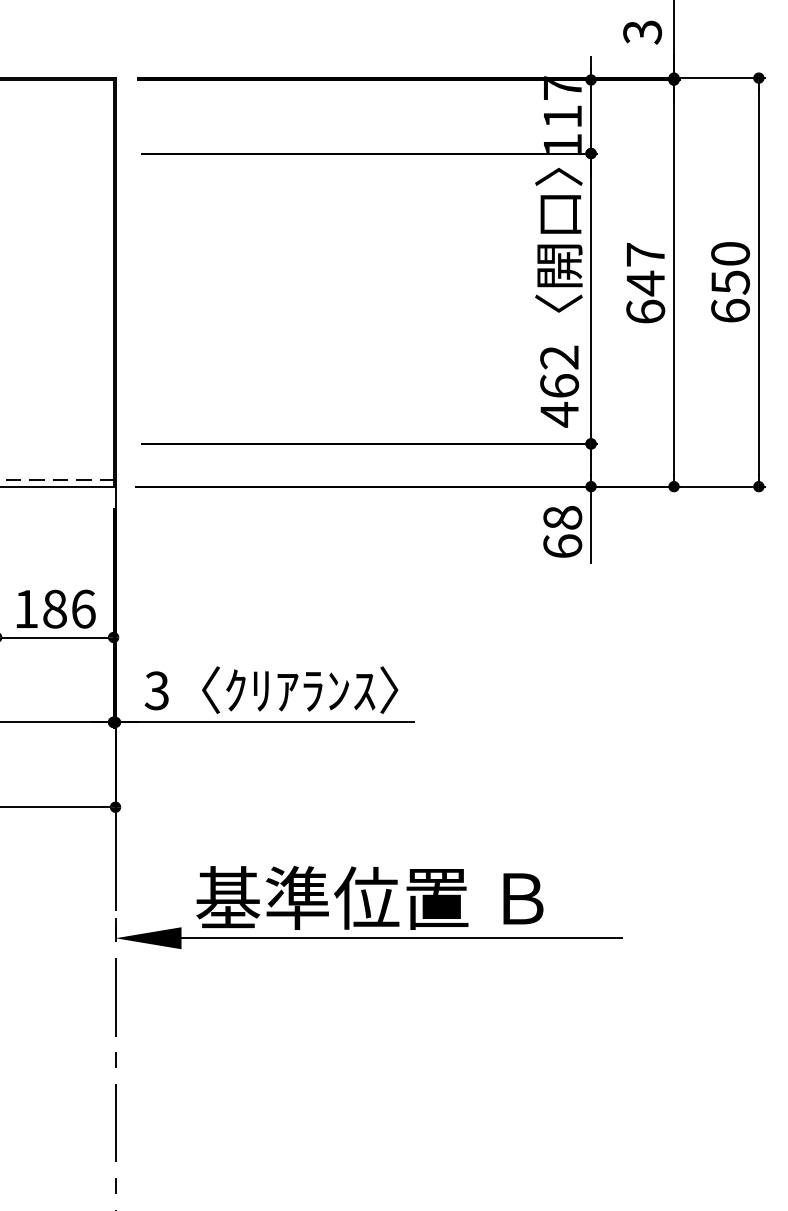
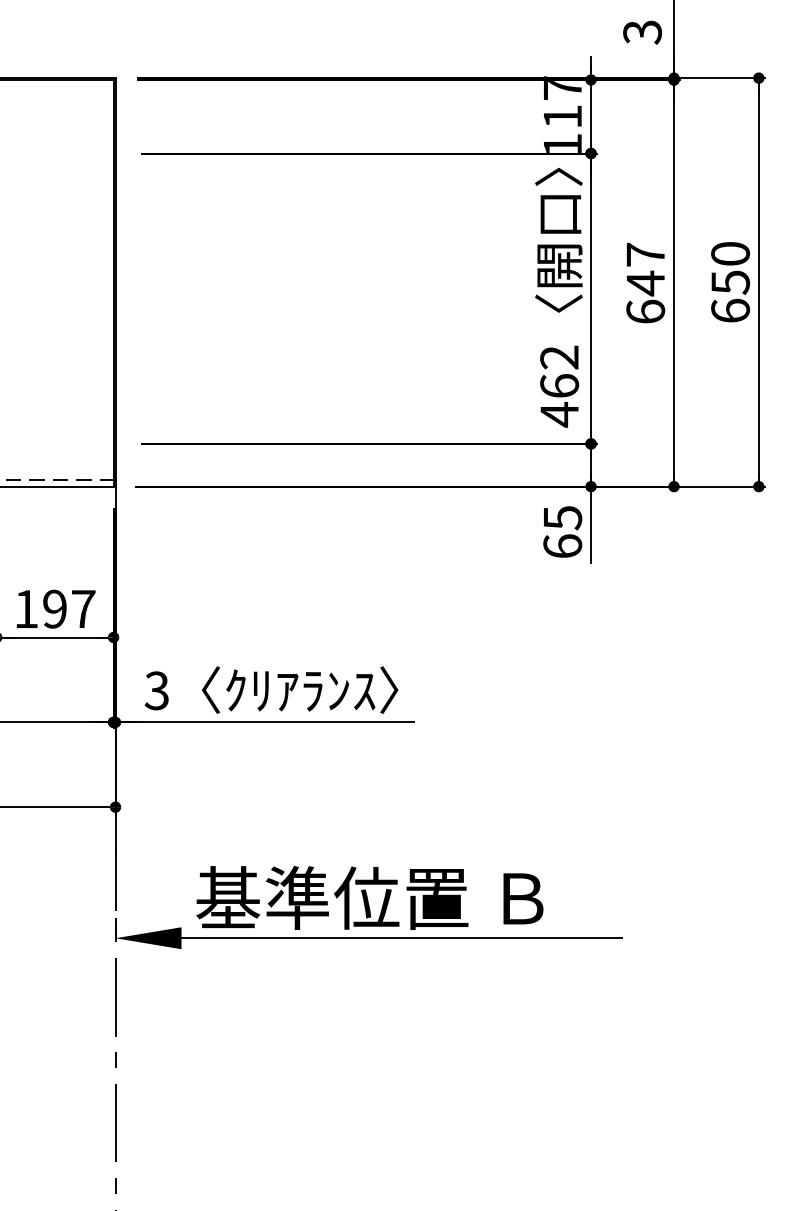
text: 68 -> 65 (562, 518)
text: 186 -> 197 (69, 608)
